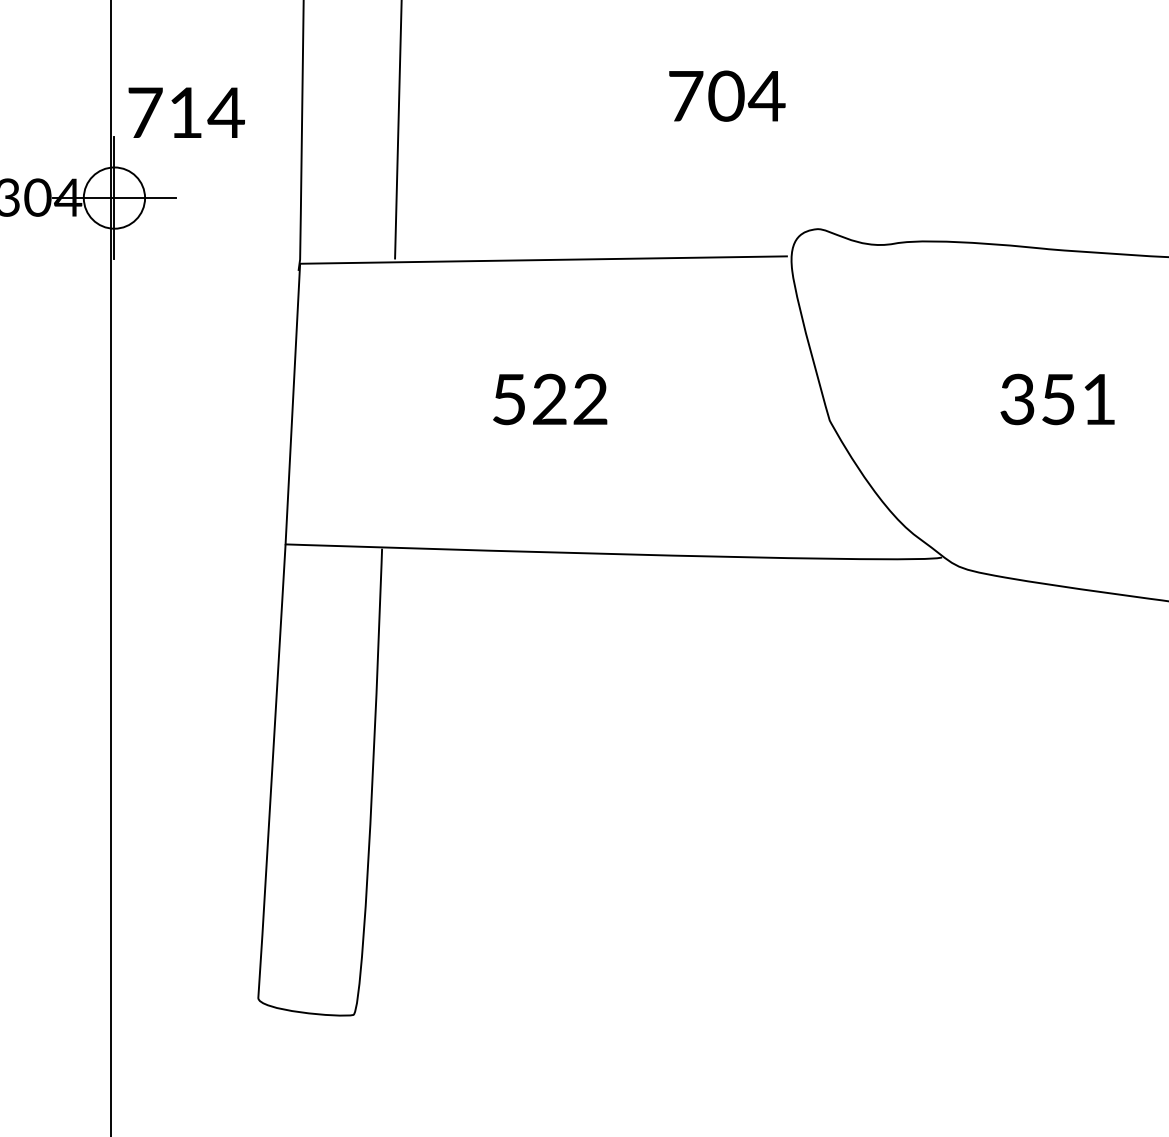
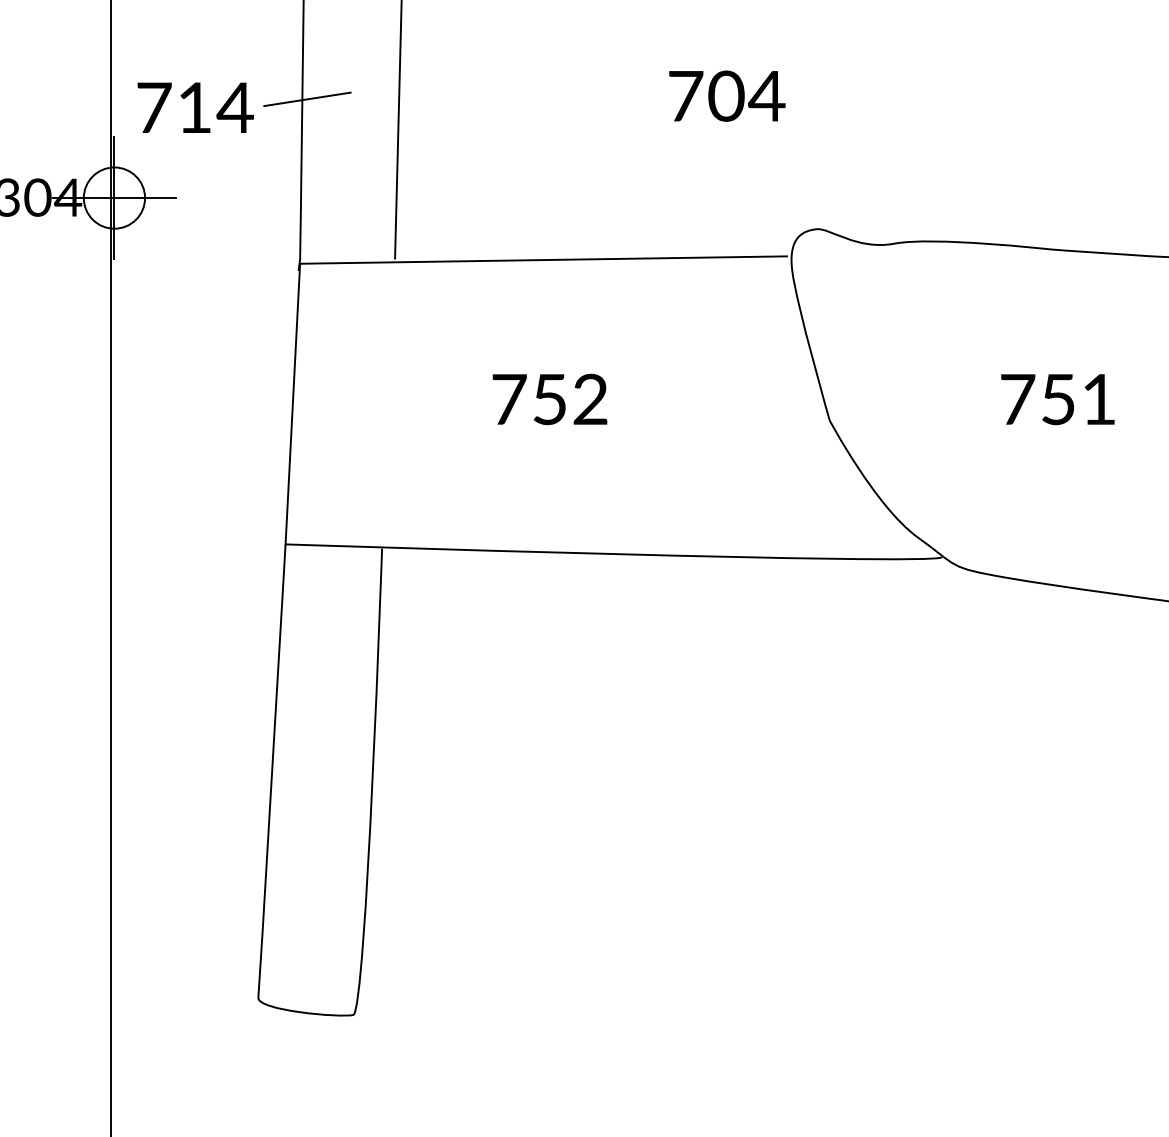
line: none -> present (307, 99)
text position: (186, 112) -> (195, 107) (195, 107)
text: 522 -> 752 (529, 399)
text: 351 -> 751 (1017, 399)
